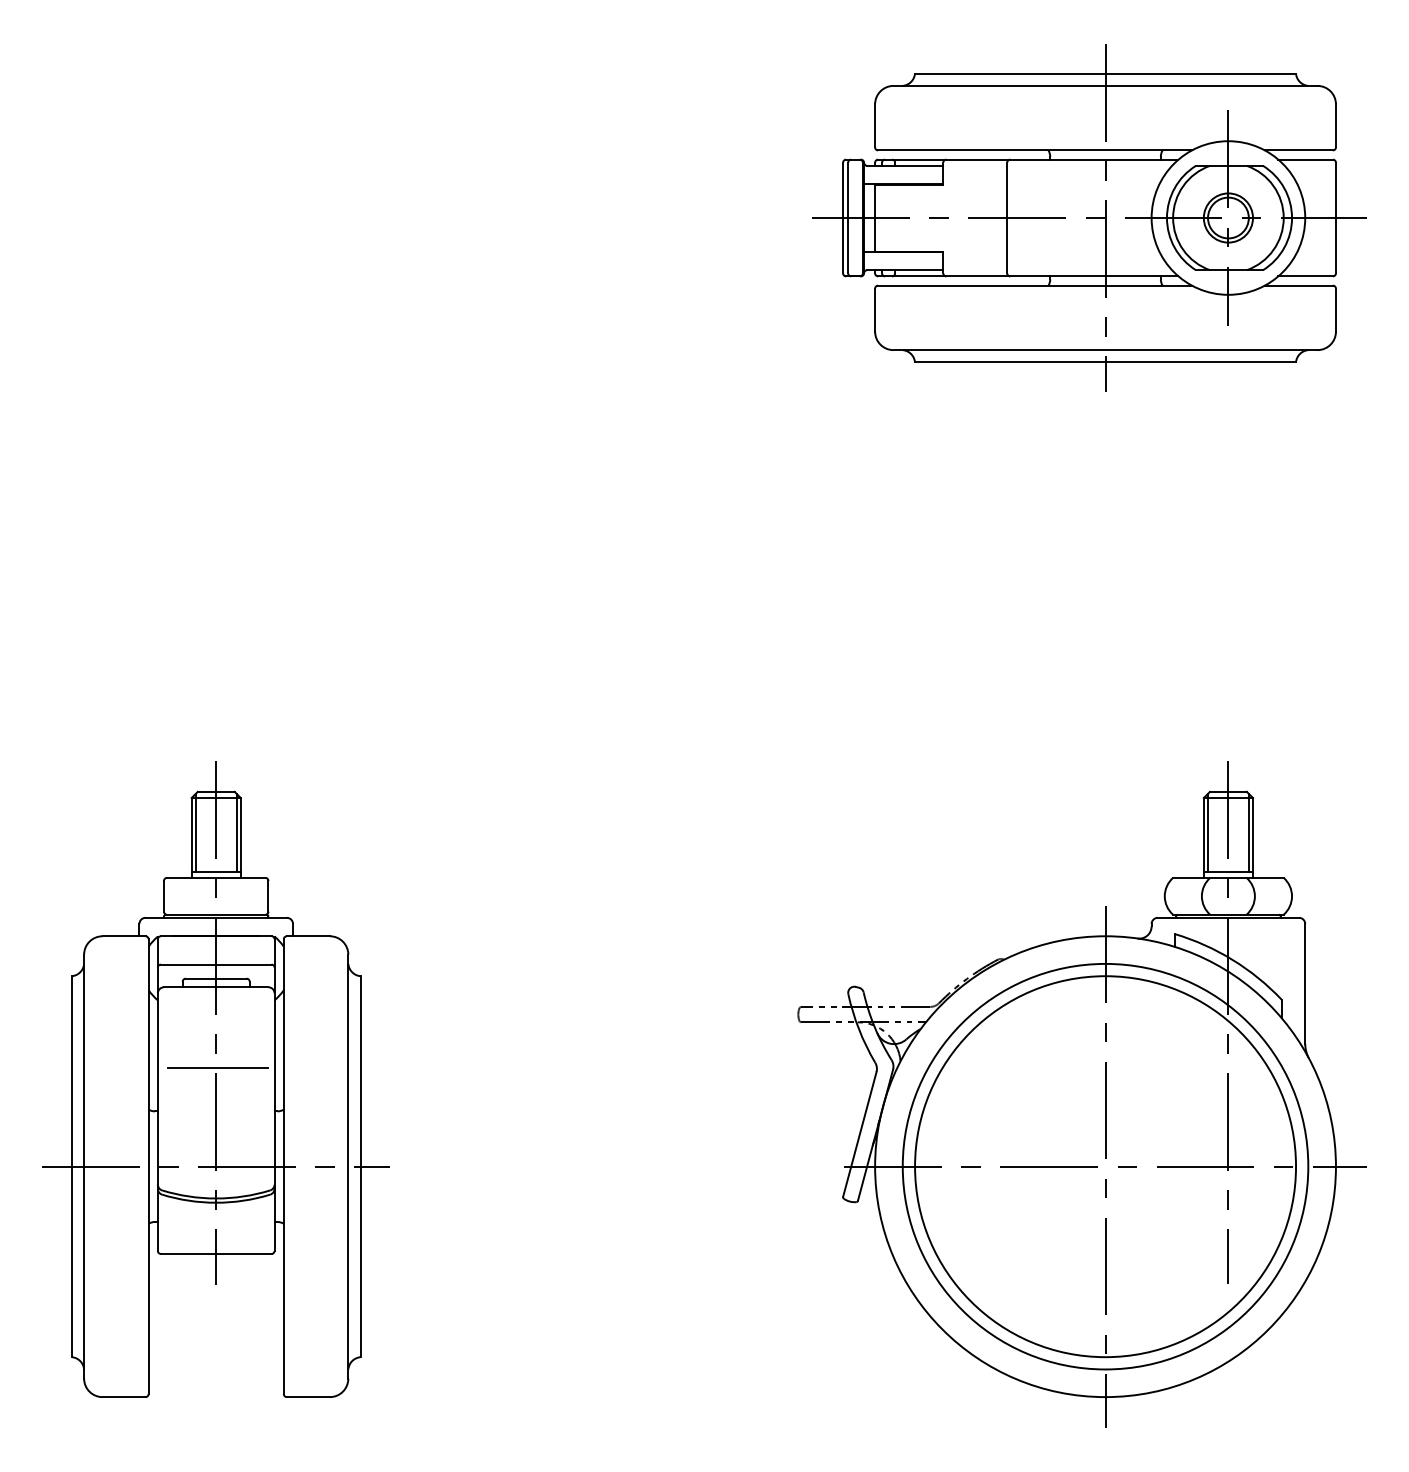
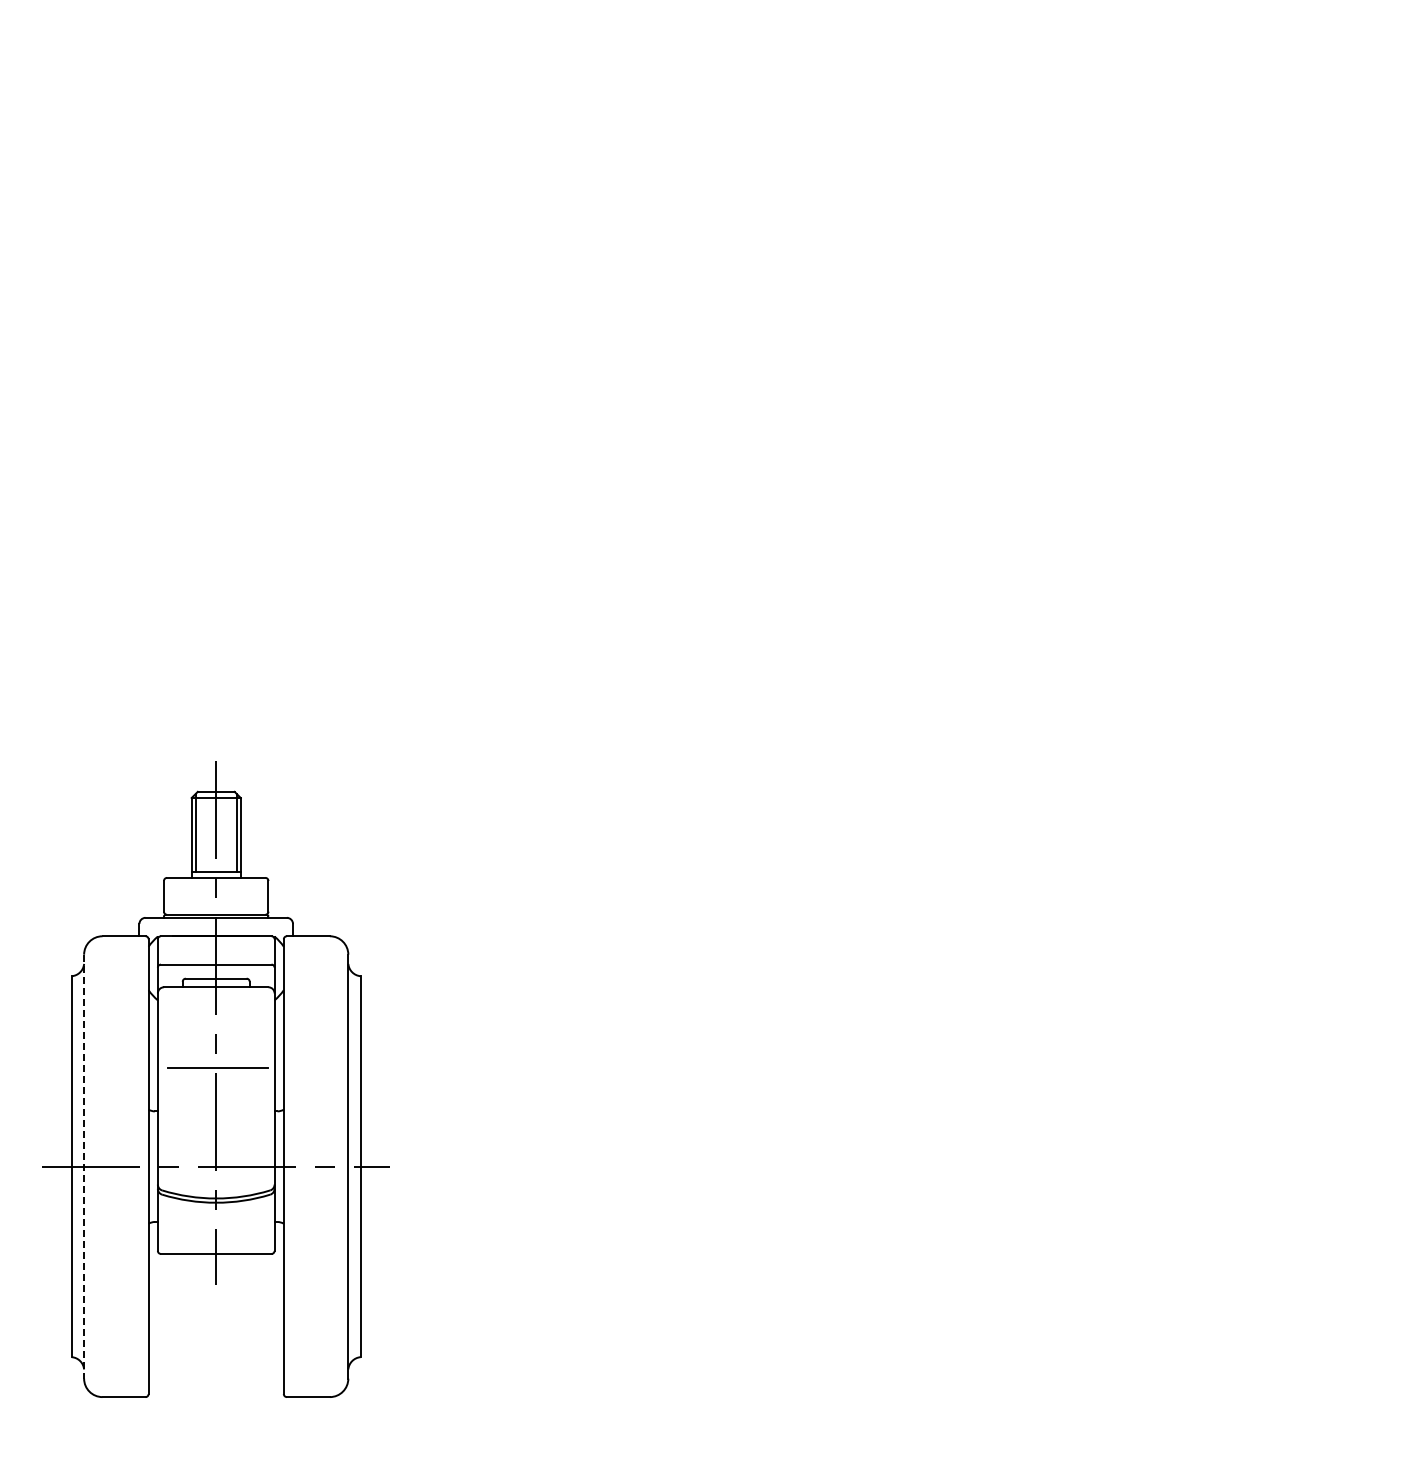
part: present -> none (1089, 217)
part: present -> none (1081, 1094)
line: solid -> dashed (84, 1166)
